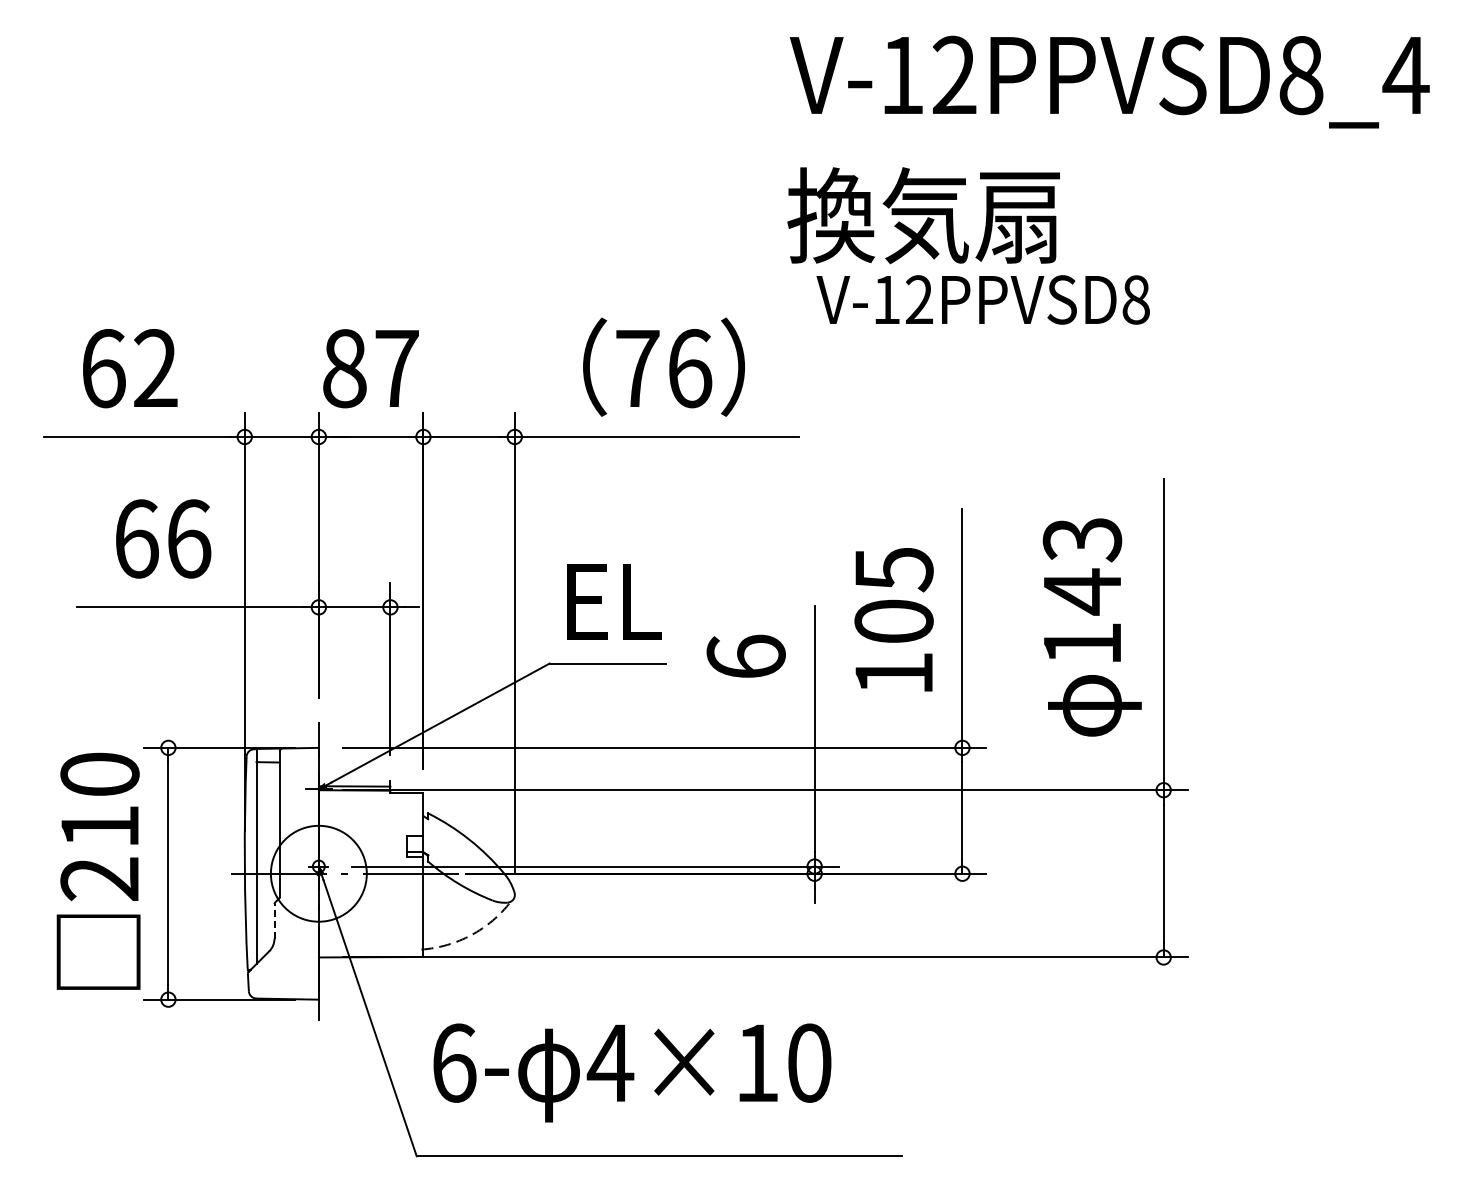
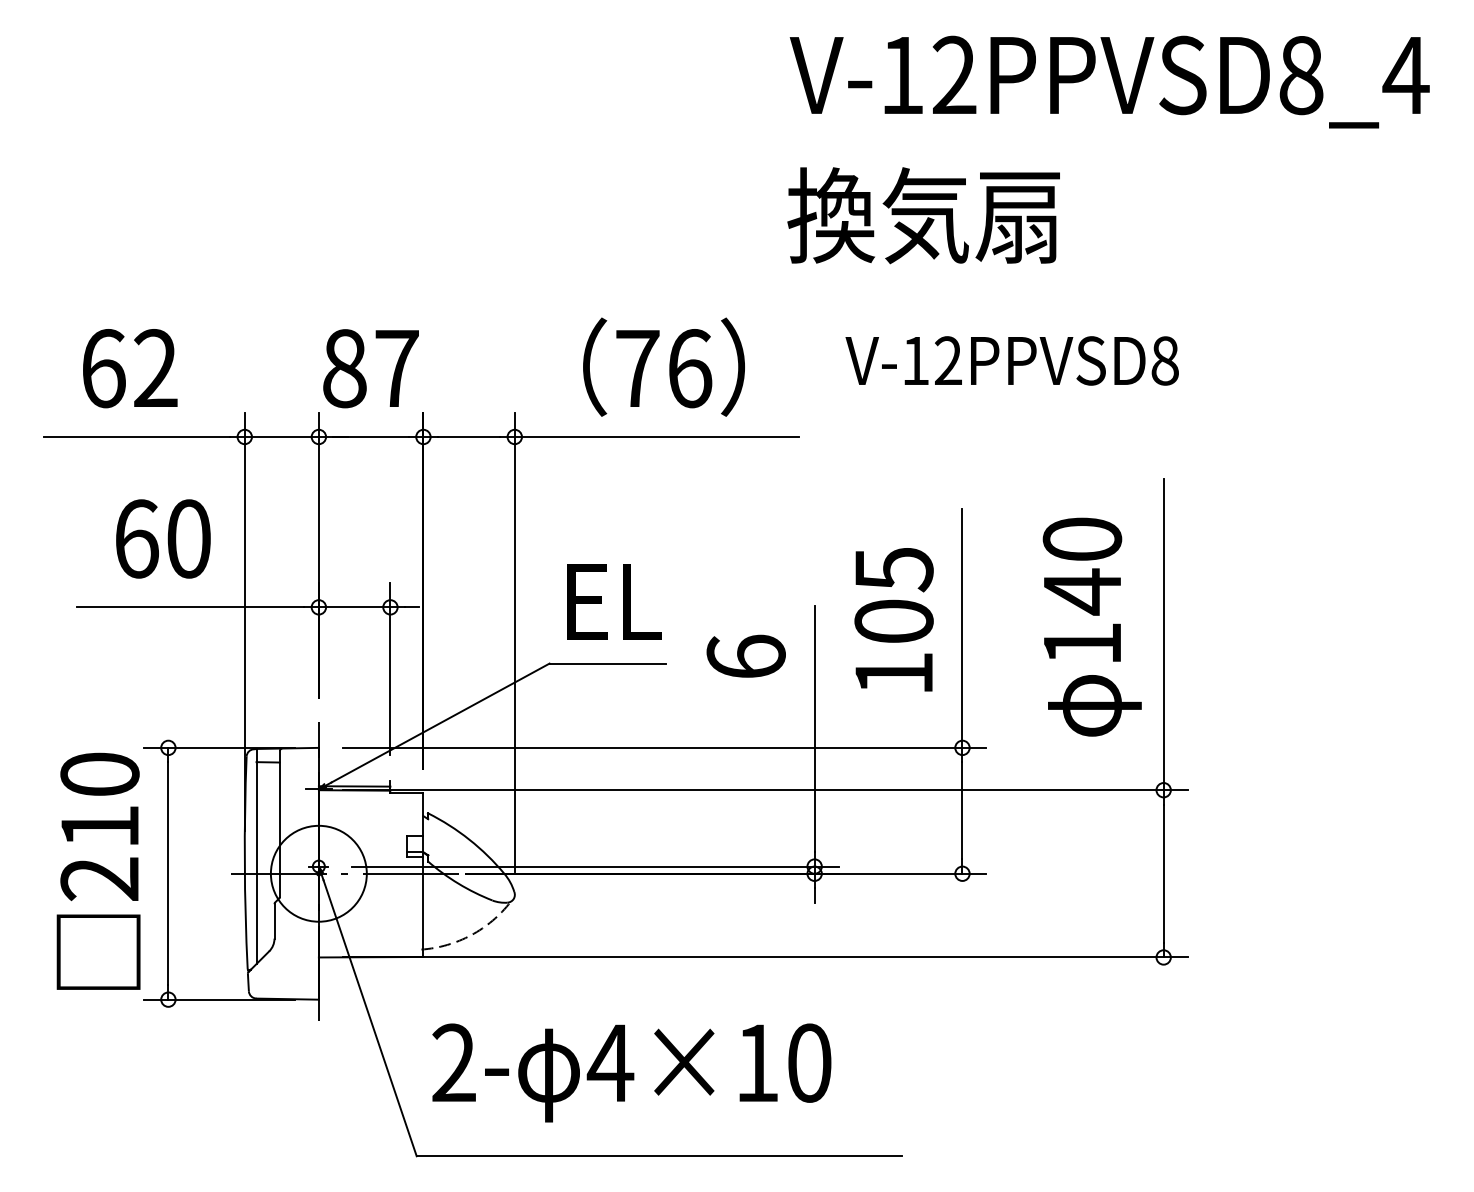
text position: (982, 299) -> (1011, 360) (1011, 360)
text: 66 -> 60 (189, 538)
text: 143 -> 140 (1082, 539)
line: dashed -> solid (274, 920)
text: 6- -> 2- (454, 1062)
